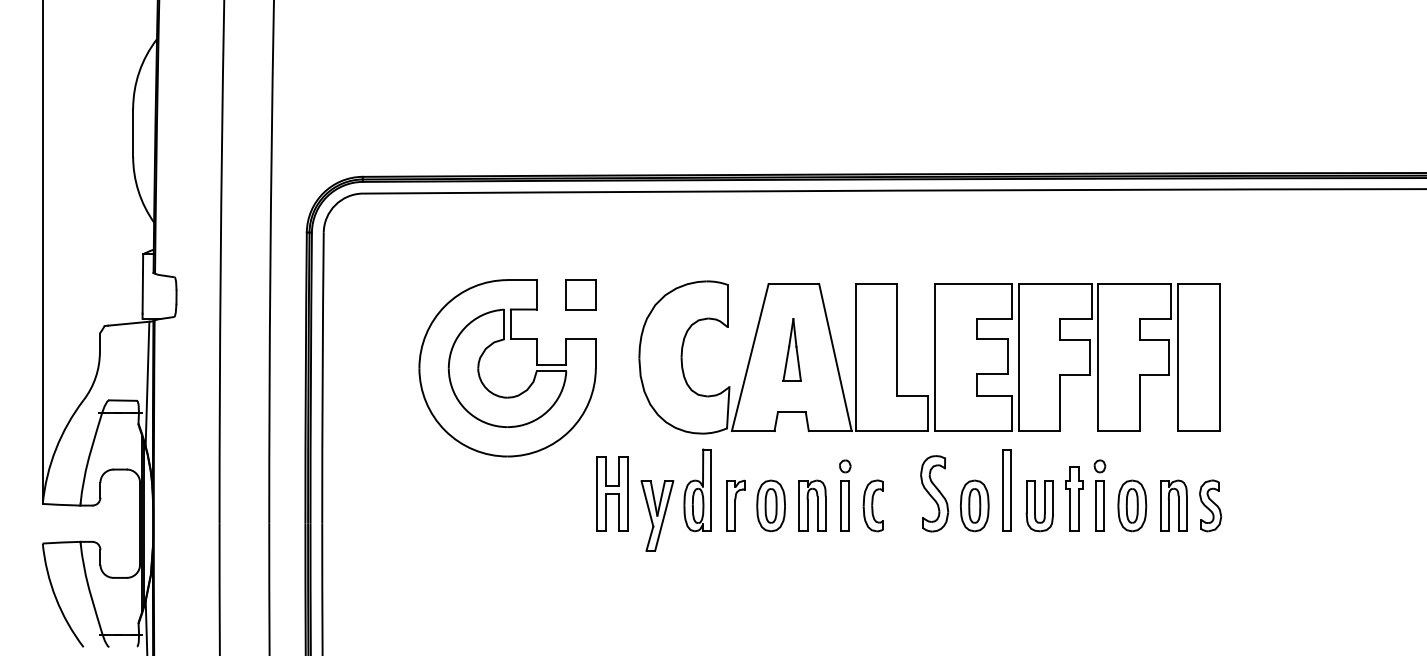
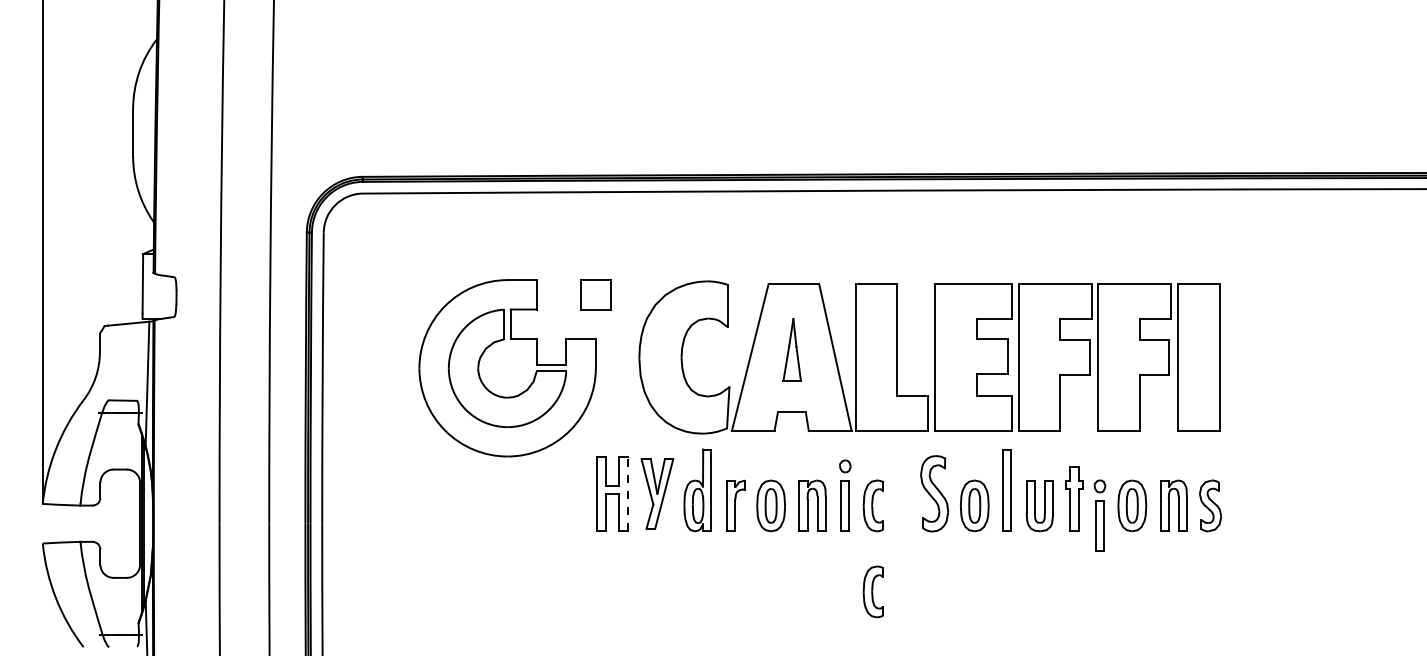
part position: (580, 294) -> (595, 294) (595, 294)
line: solid -> dashed (628, 493)
part position: (1099, 495) -> (1099, 515) (1099, 515)
part position: (657, 515) -> (657, 493) (657, 493)
part: none -> present (872, 591)
